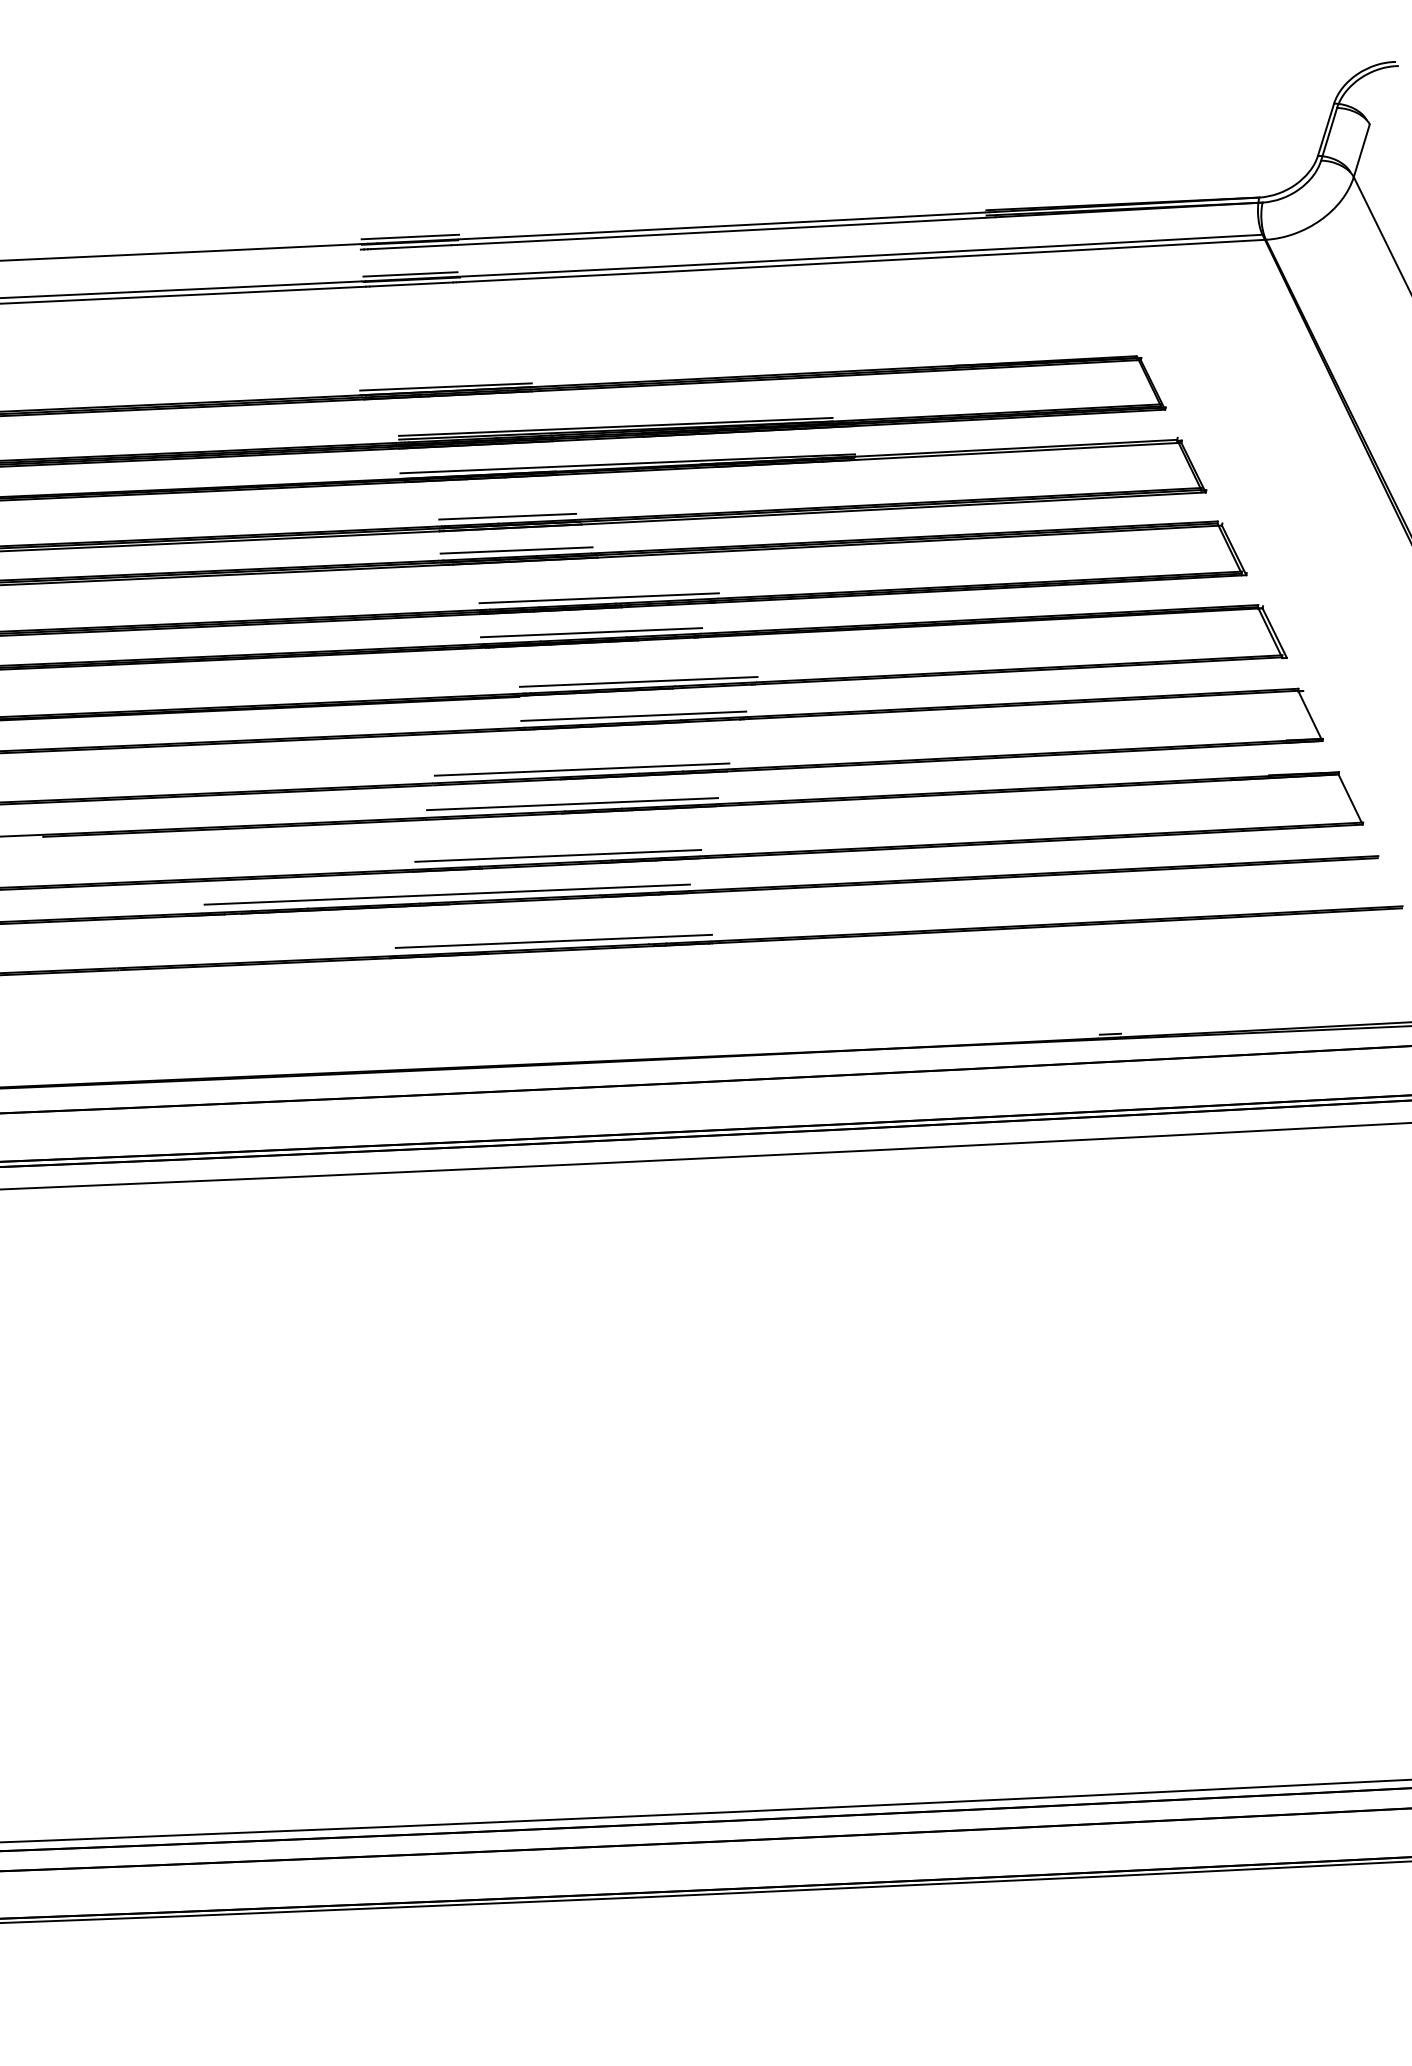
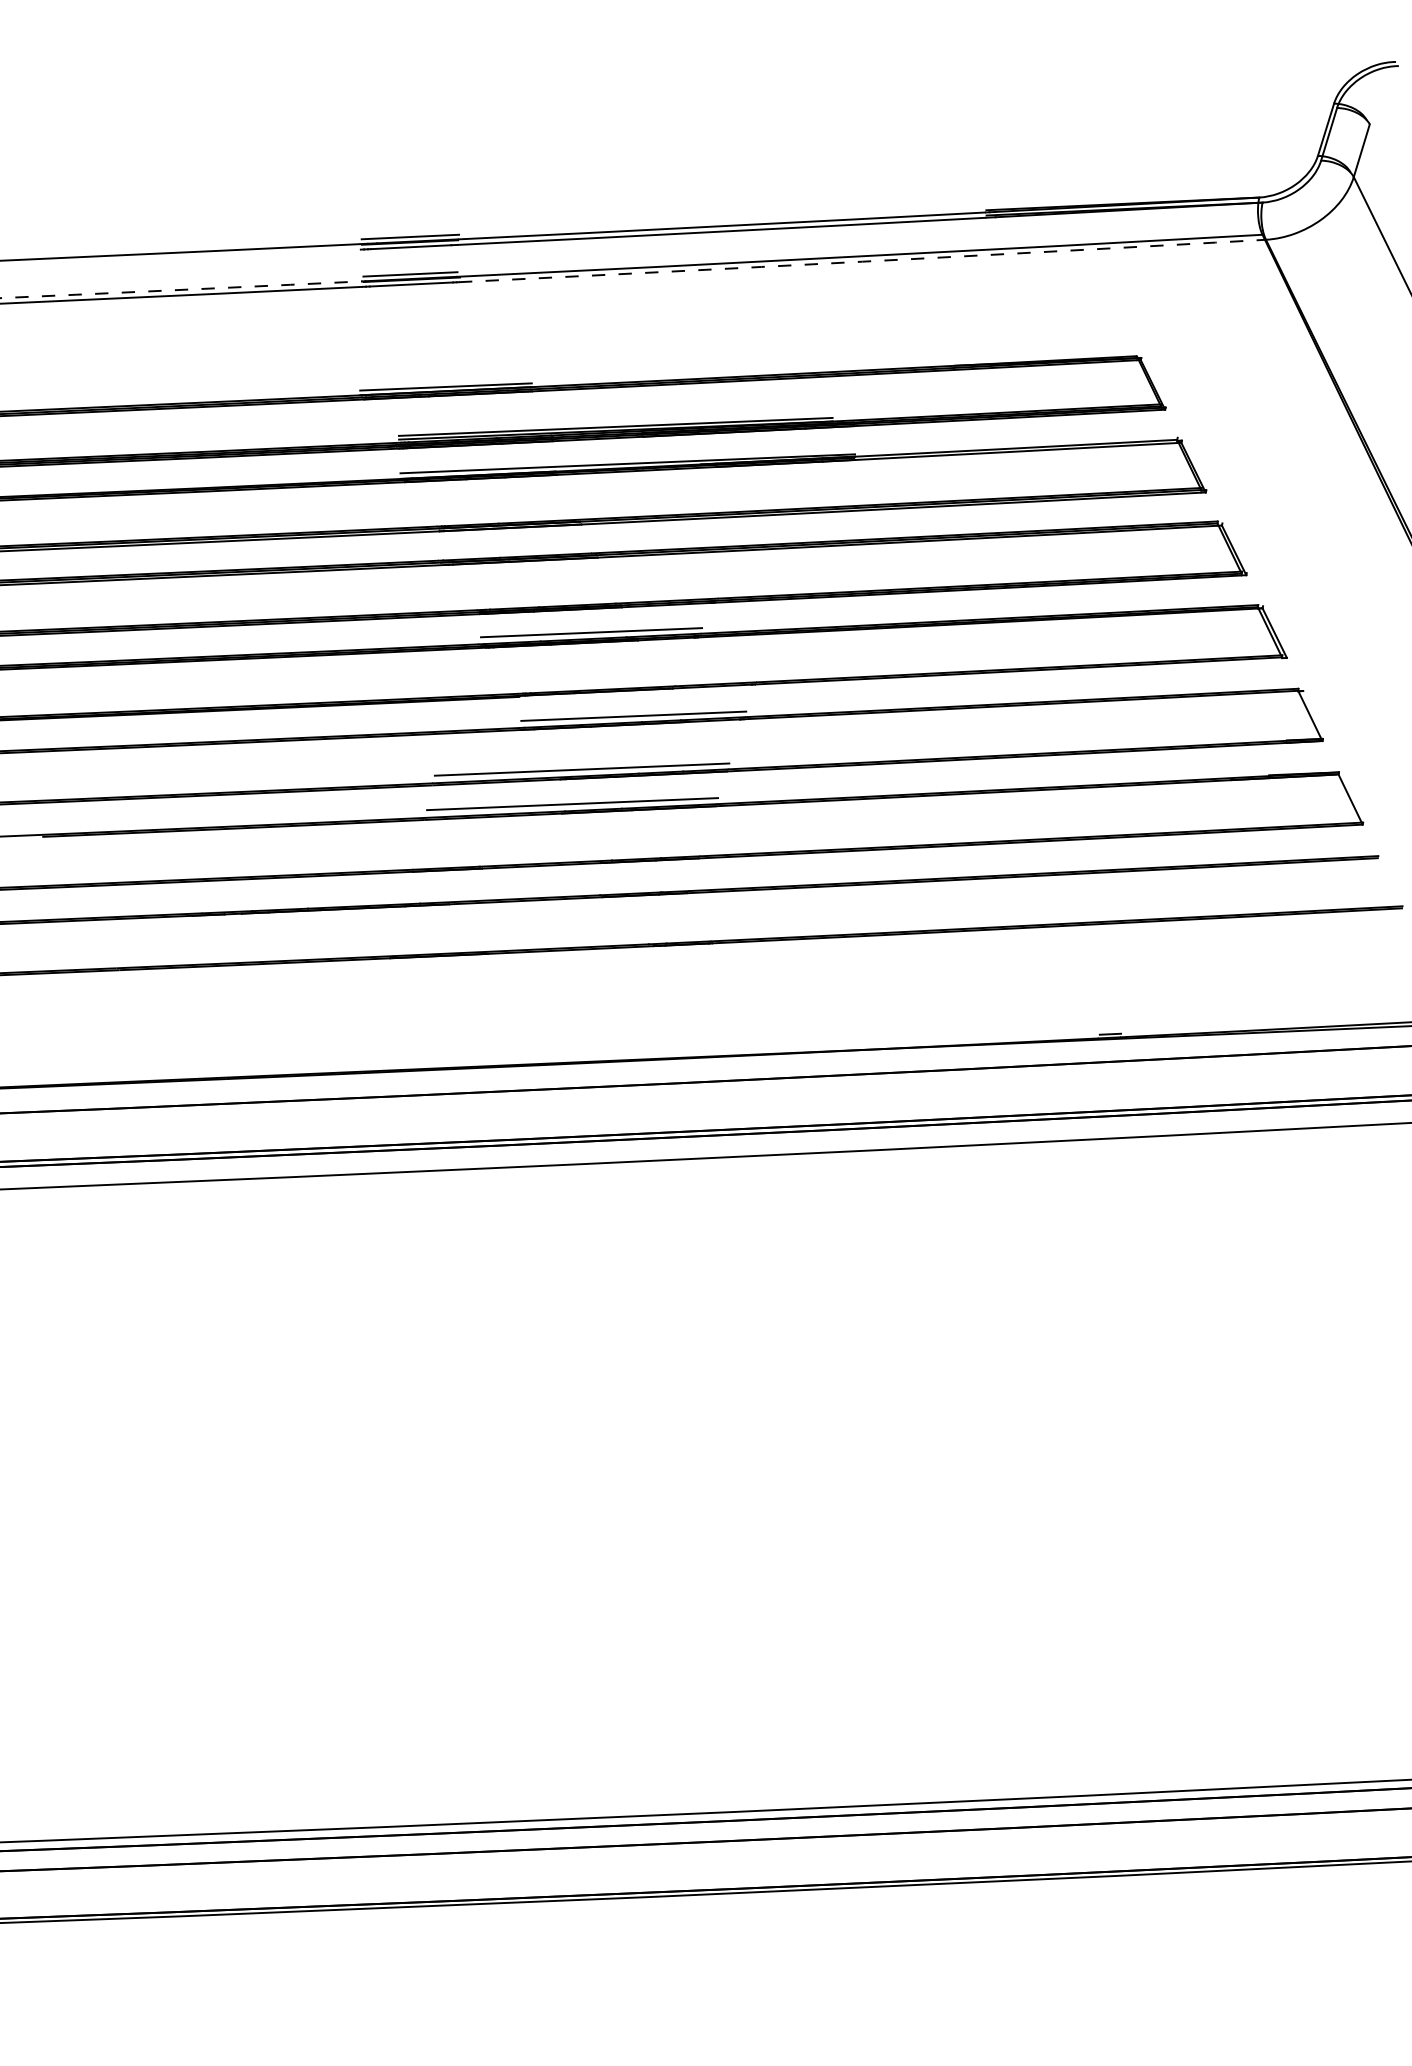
arc: solid -> dashed (862, 261)
arc: solid -> dashed (180, 289)
line: present -> none (507, 516)
line: present -> none (516, 550)
line: present -> none (598, 598)
line: present -> none (638, 681)
line: present -> none (558, 855)
line: present -> none (446, 894)
line: present -> none (553, 940)
